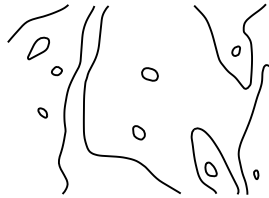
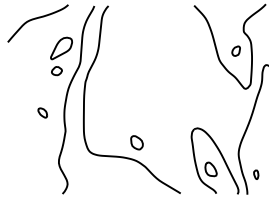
part position: (38, 48) -> (61, 48) (61, 48)
part: present -> none (149, 74)
part position: (138, 132) -> (136, 142) (136, 142)
